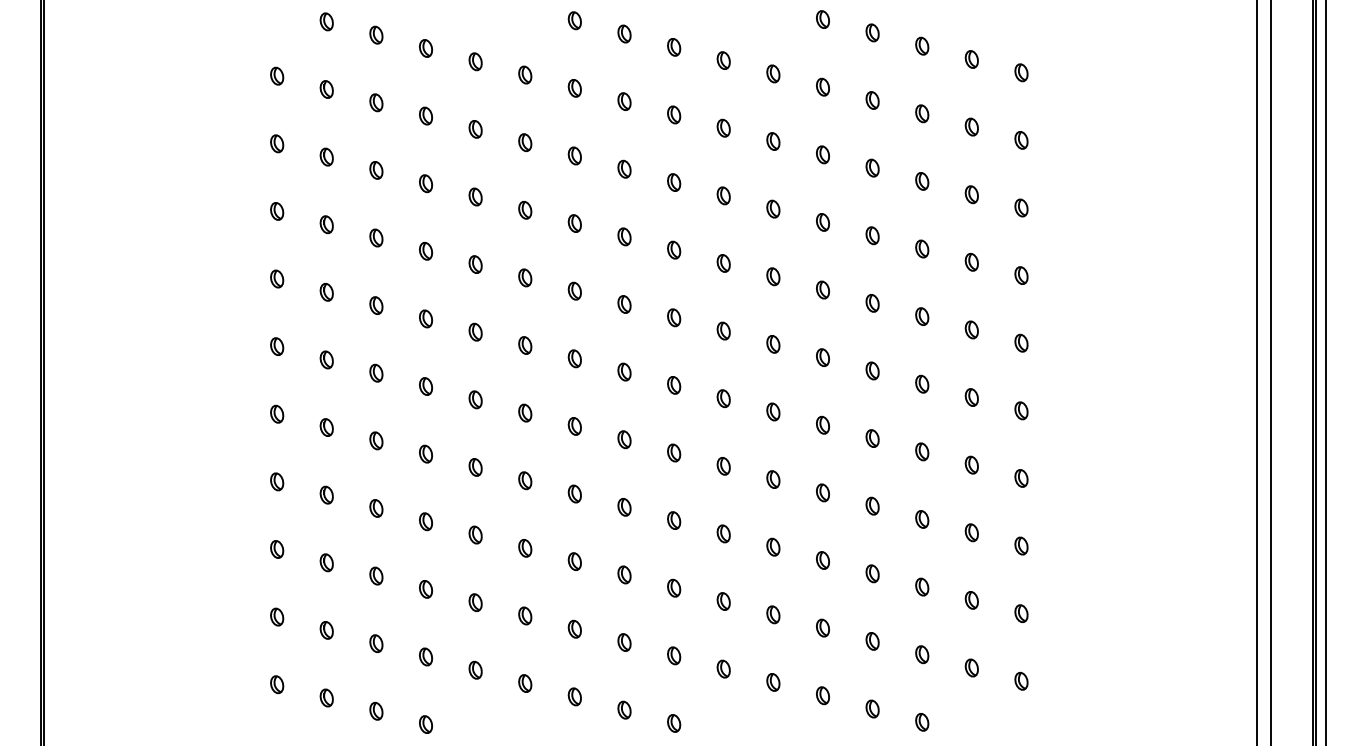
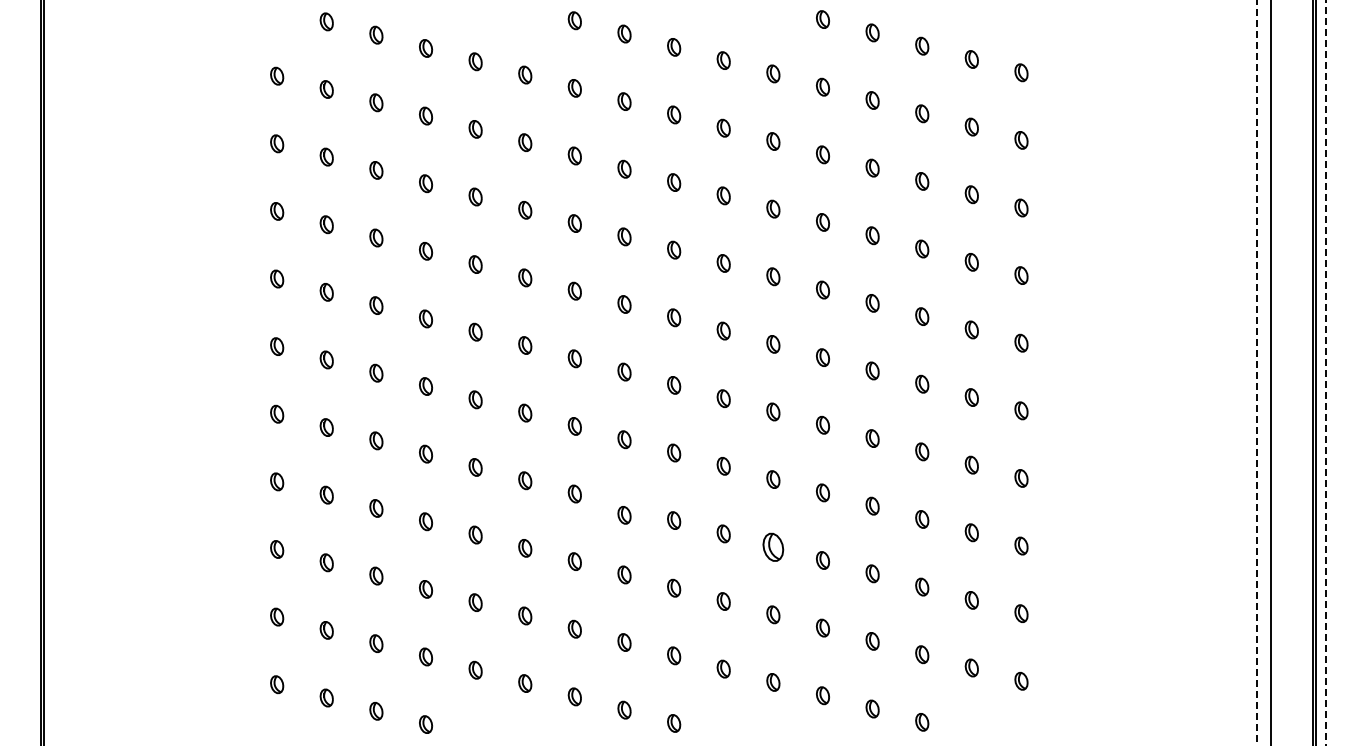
line: solid -> dashed (1256, 372)
line: solid -> dashed (1325, 372)
part position: (624, 507) -> (624, 515) (624, 515)
part size: 15x20 px -> 23x30 px (773, 546)
